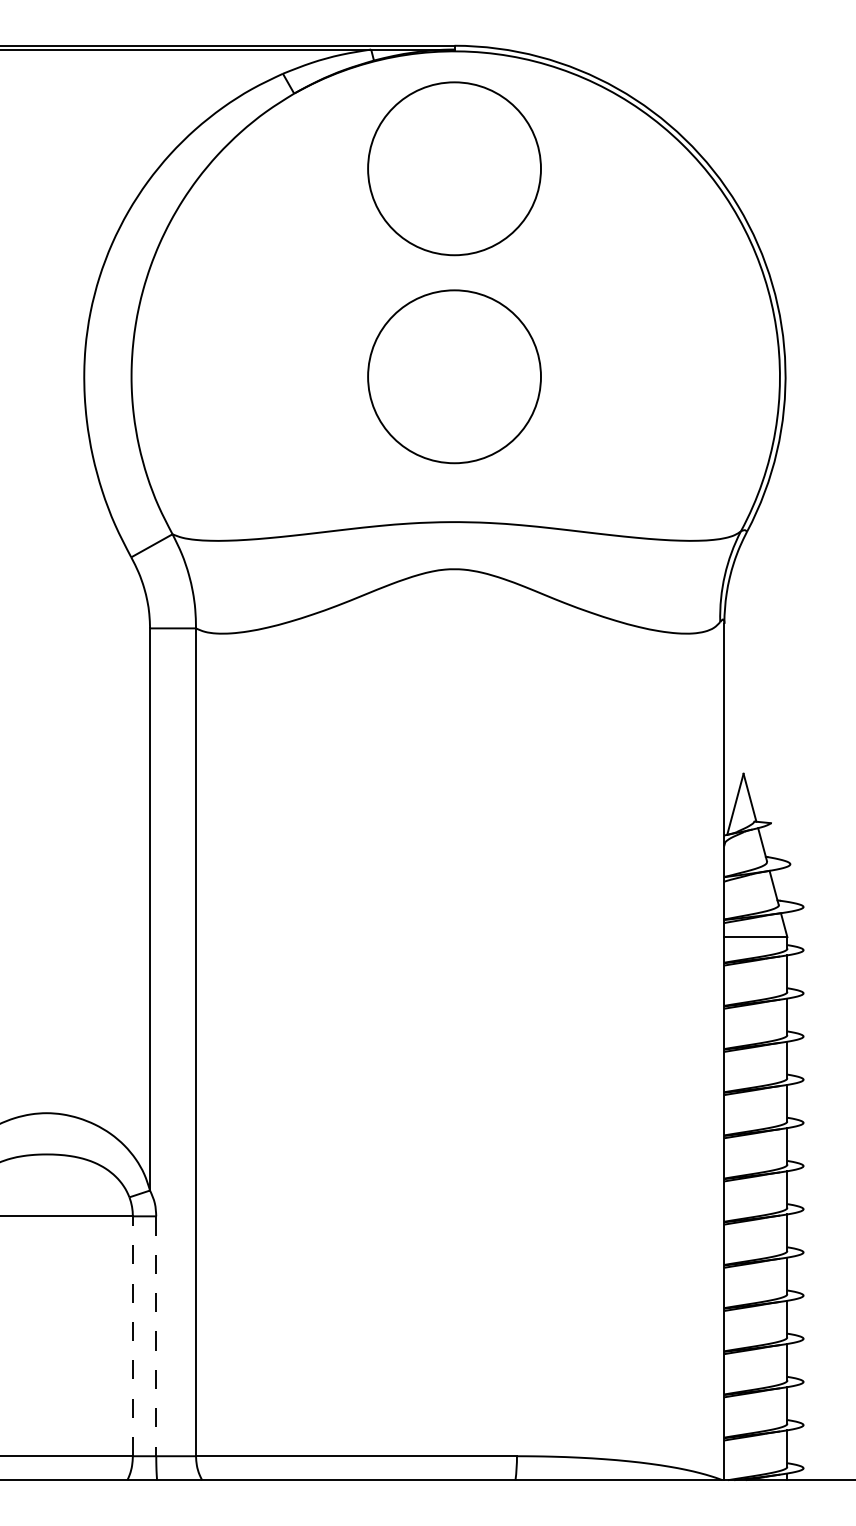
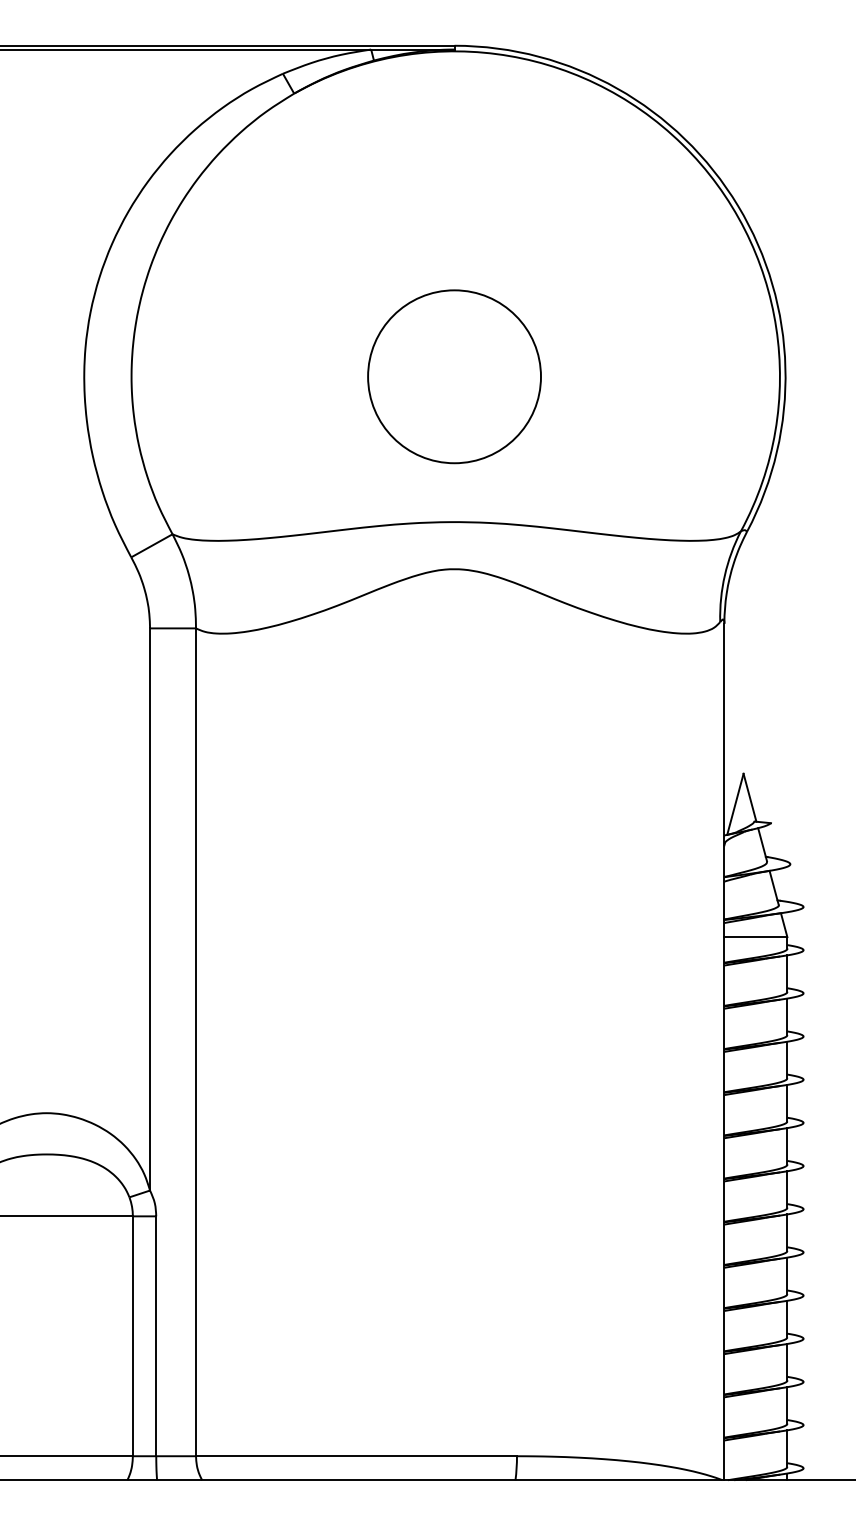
circle: present -> none (454, 168)
line: dashed -> solid (132, 1336)
line: dashed -> solid (156, 1336)
